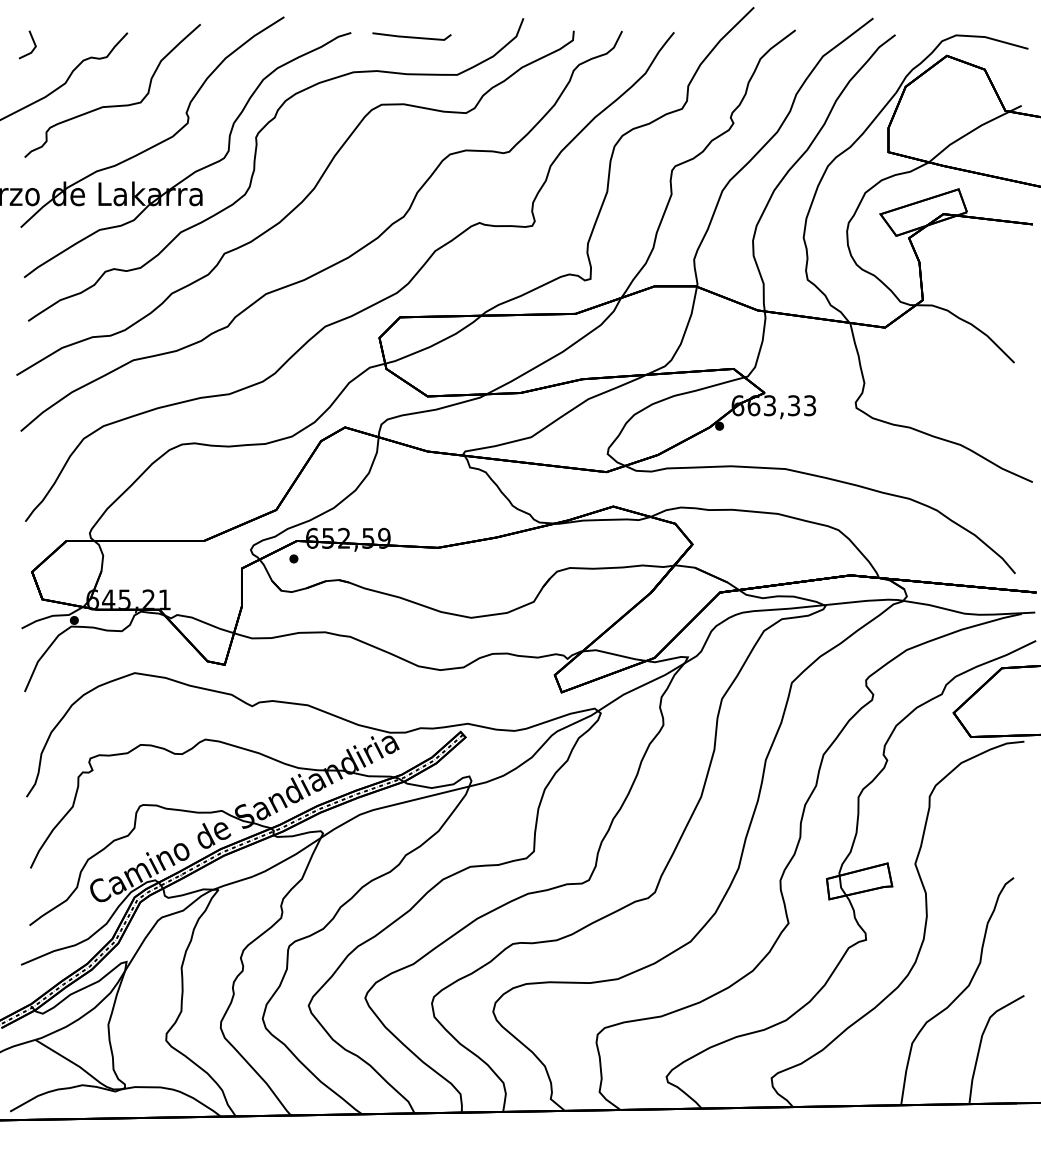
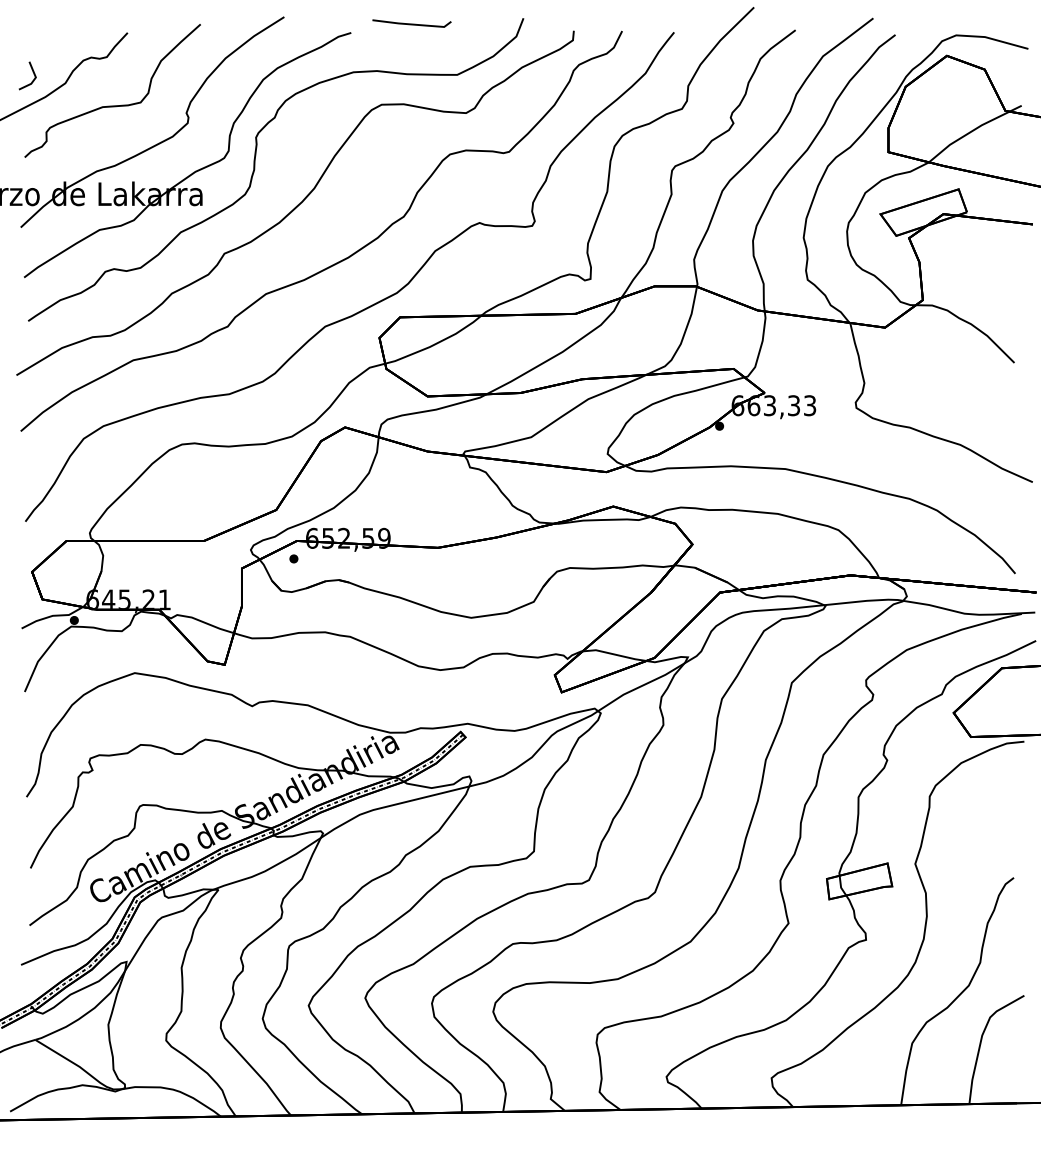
line position: (411, 36) -> (411, 23) (411, 23)
line position: (32, 41) -> (32, 72) (32, 72)
